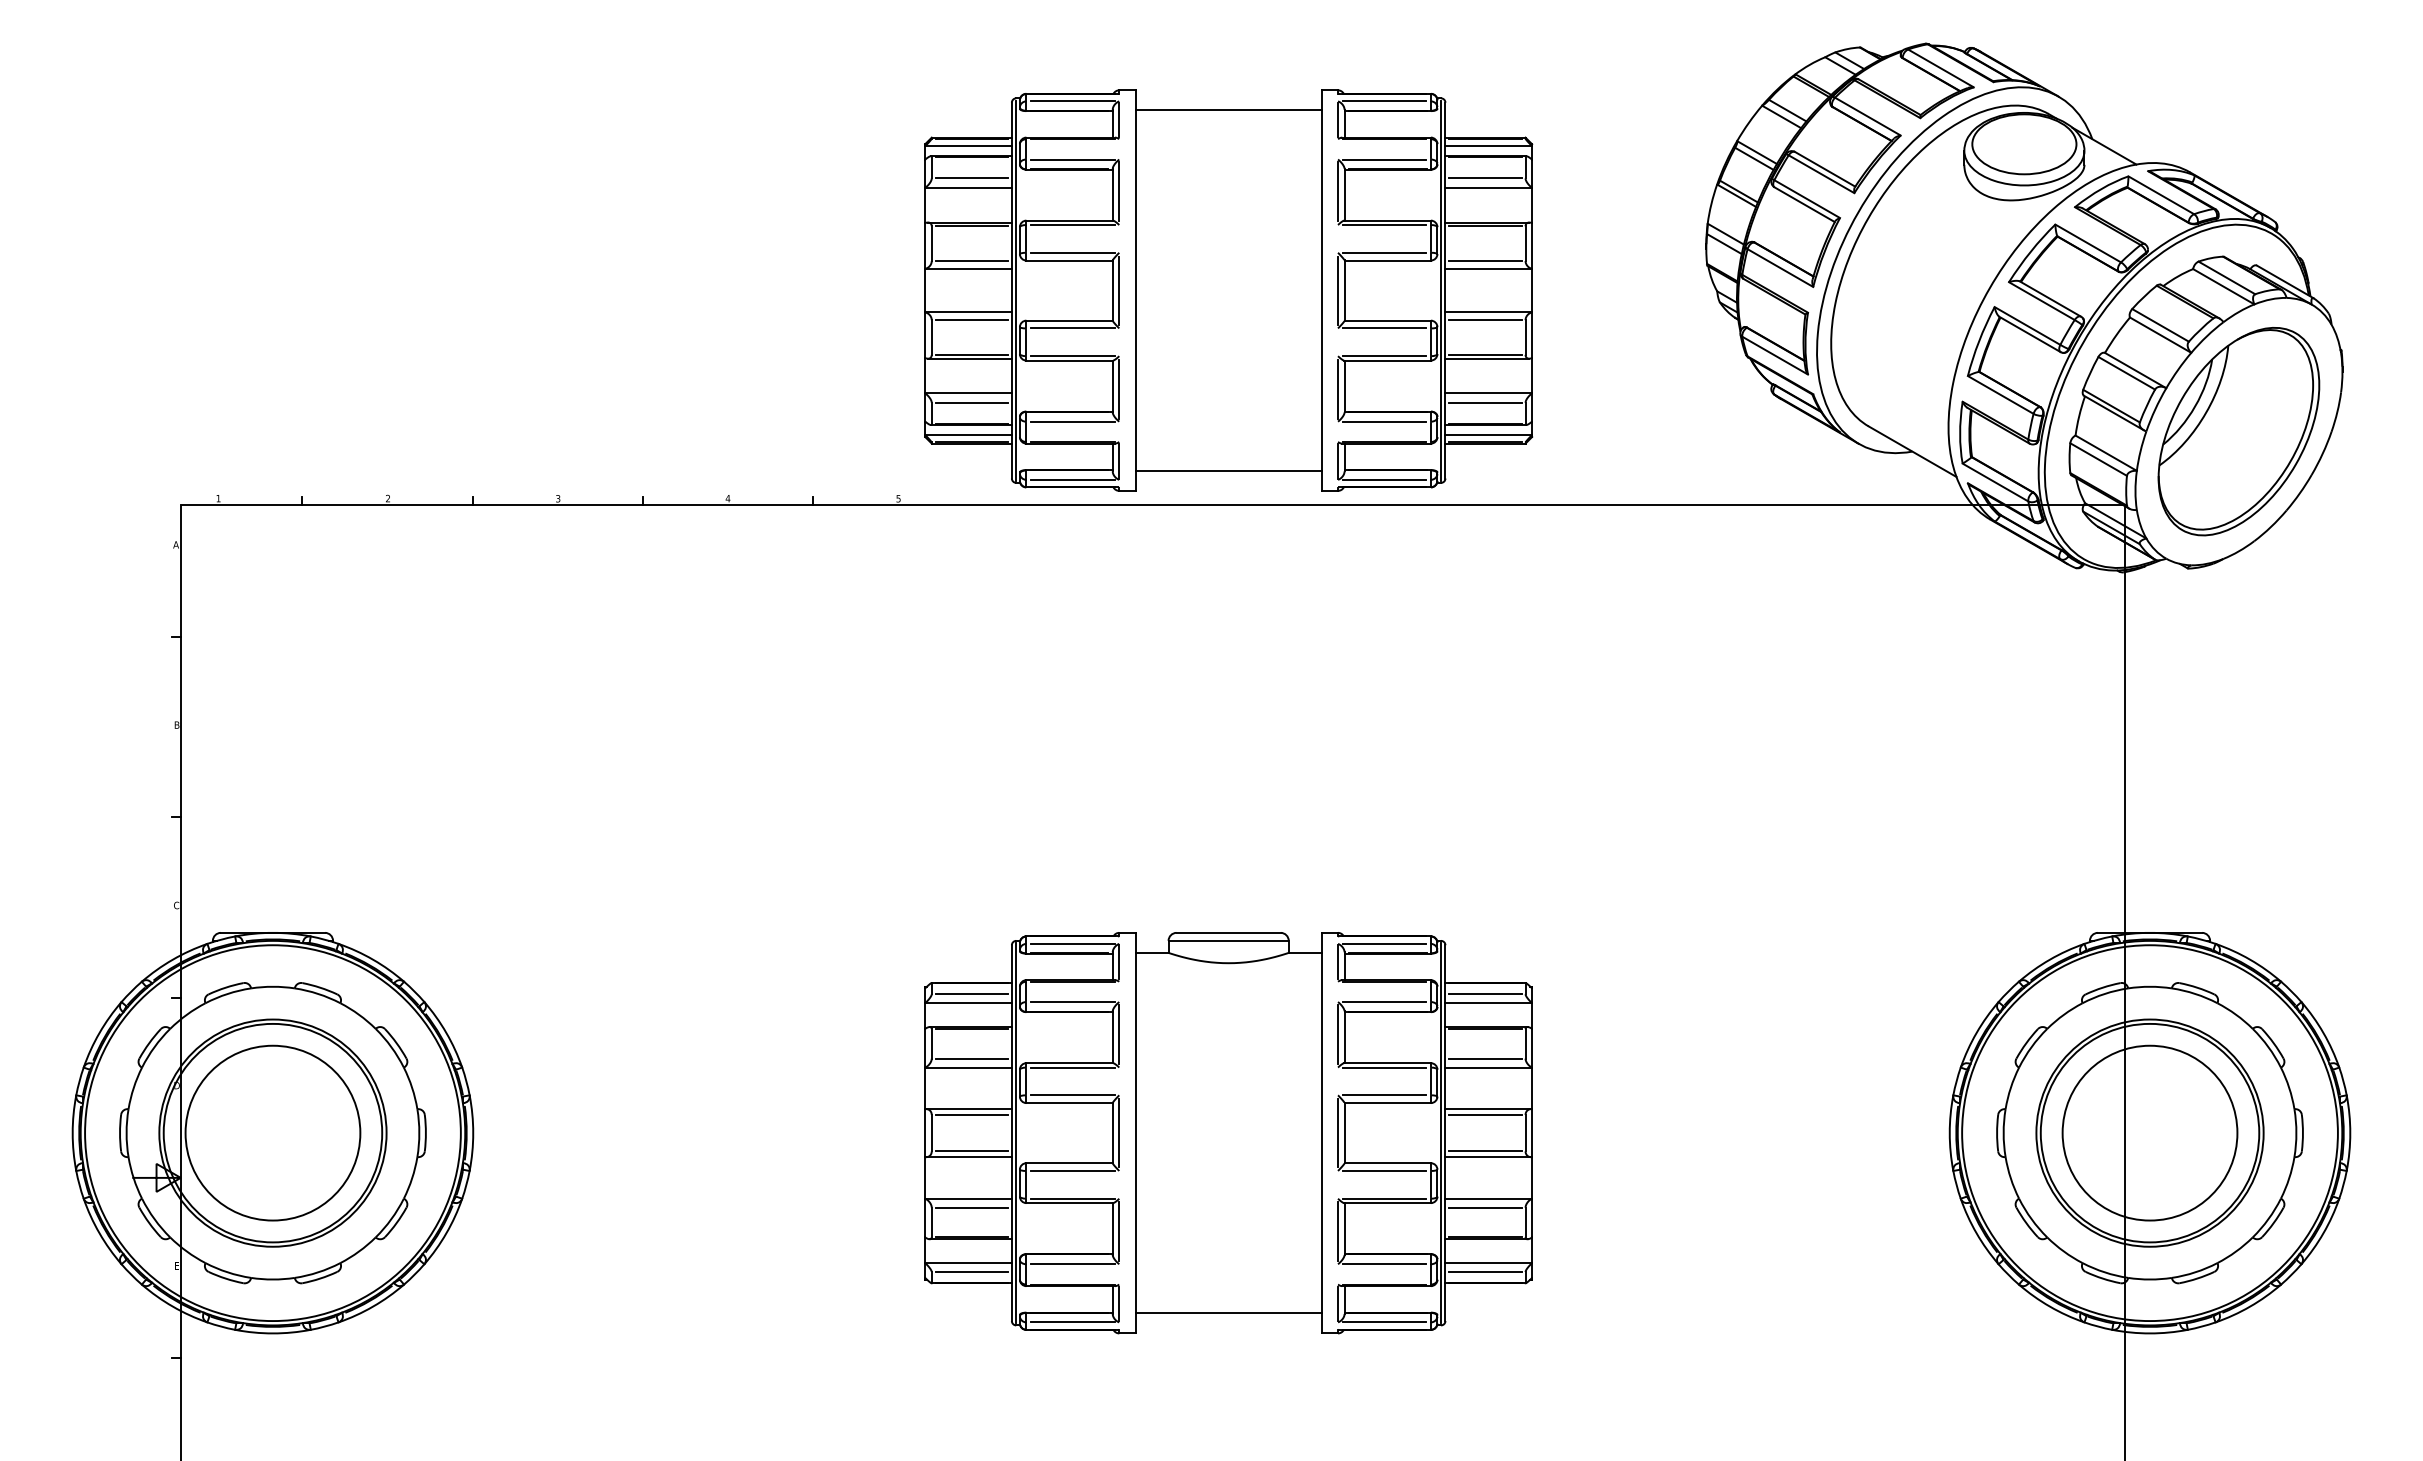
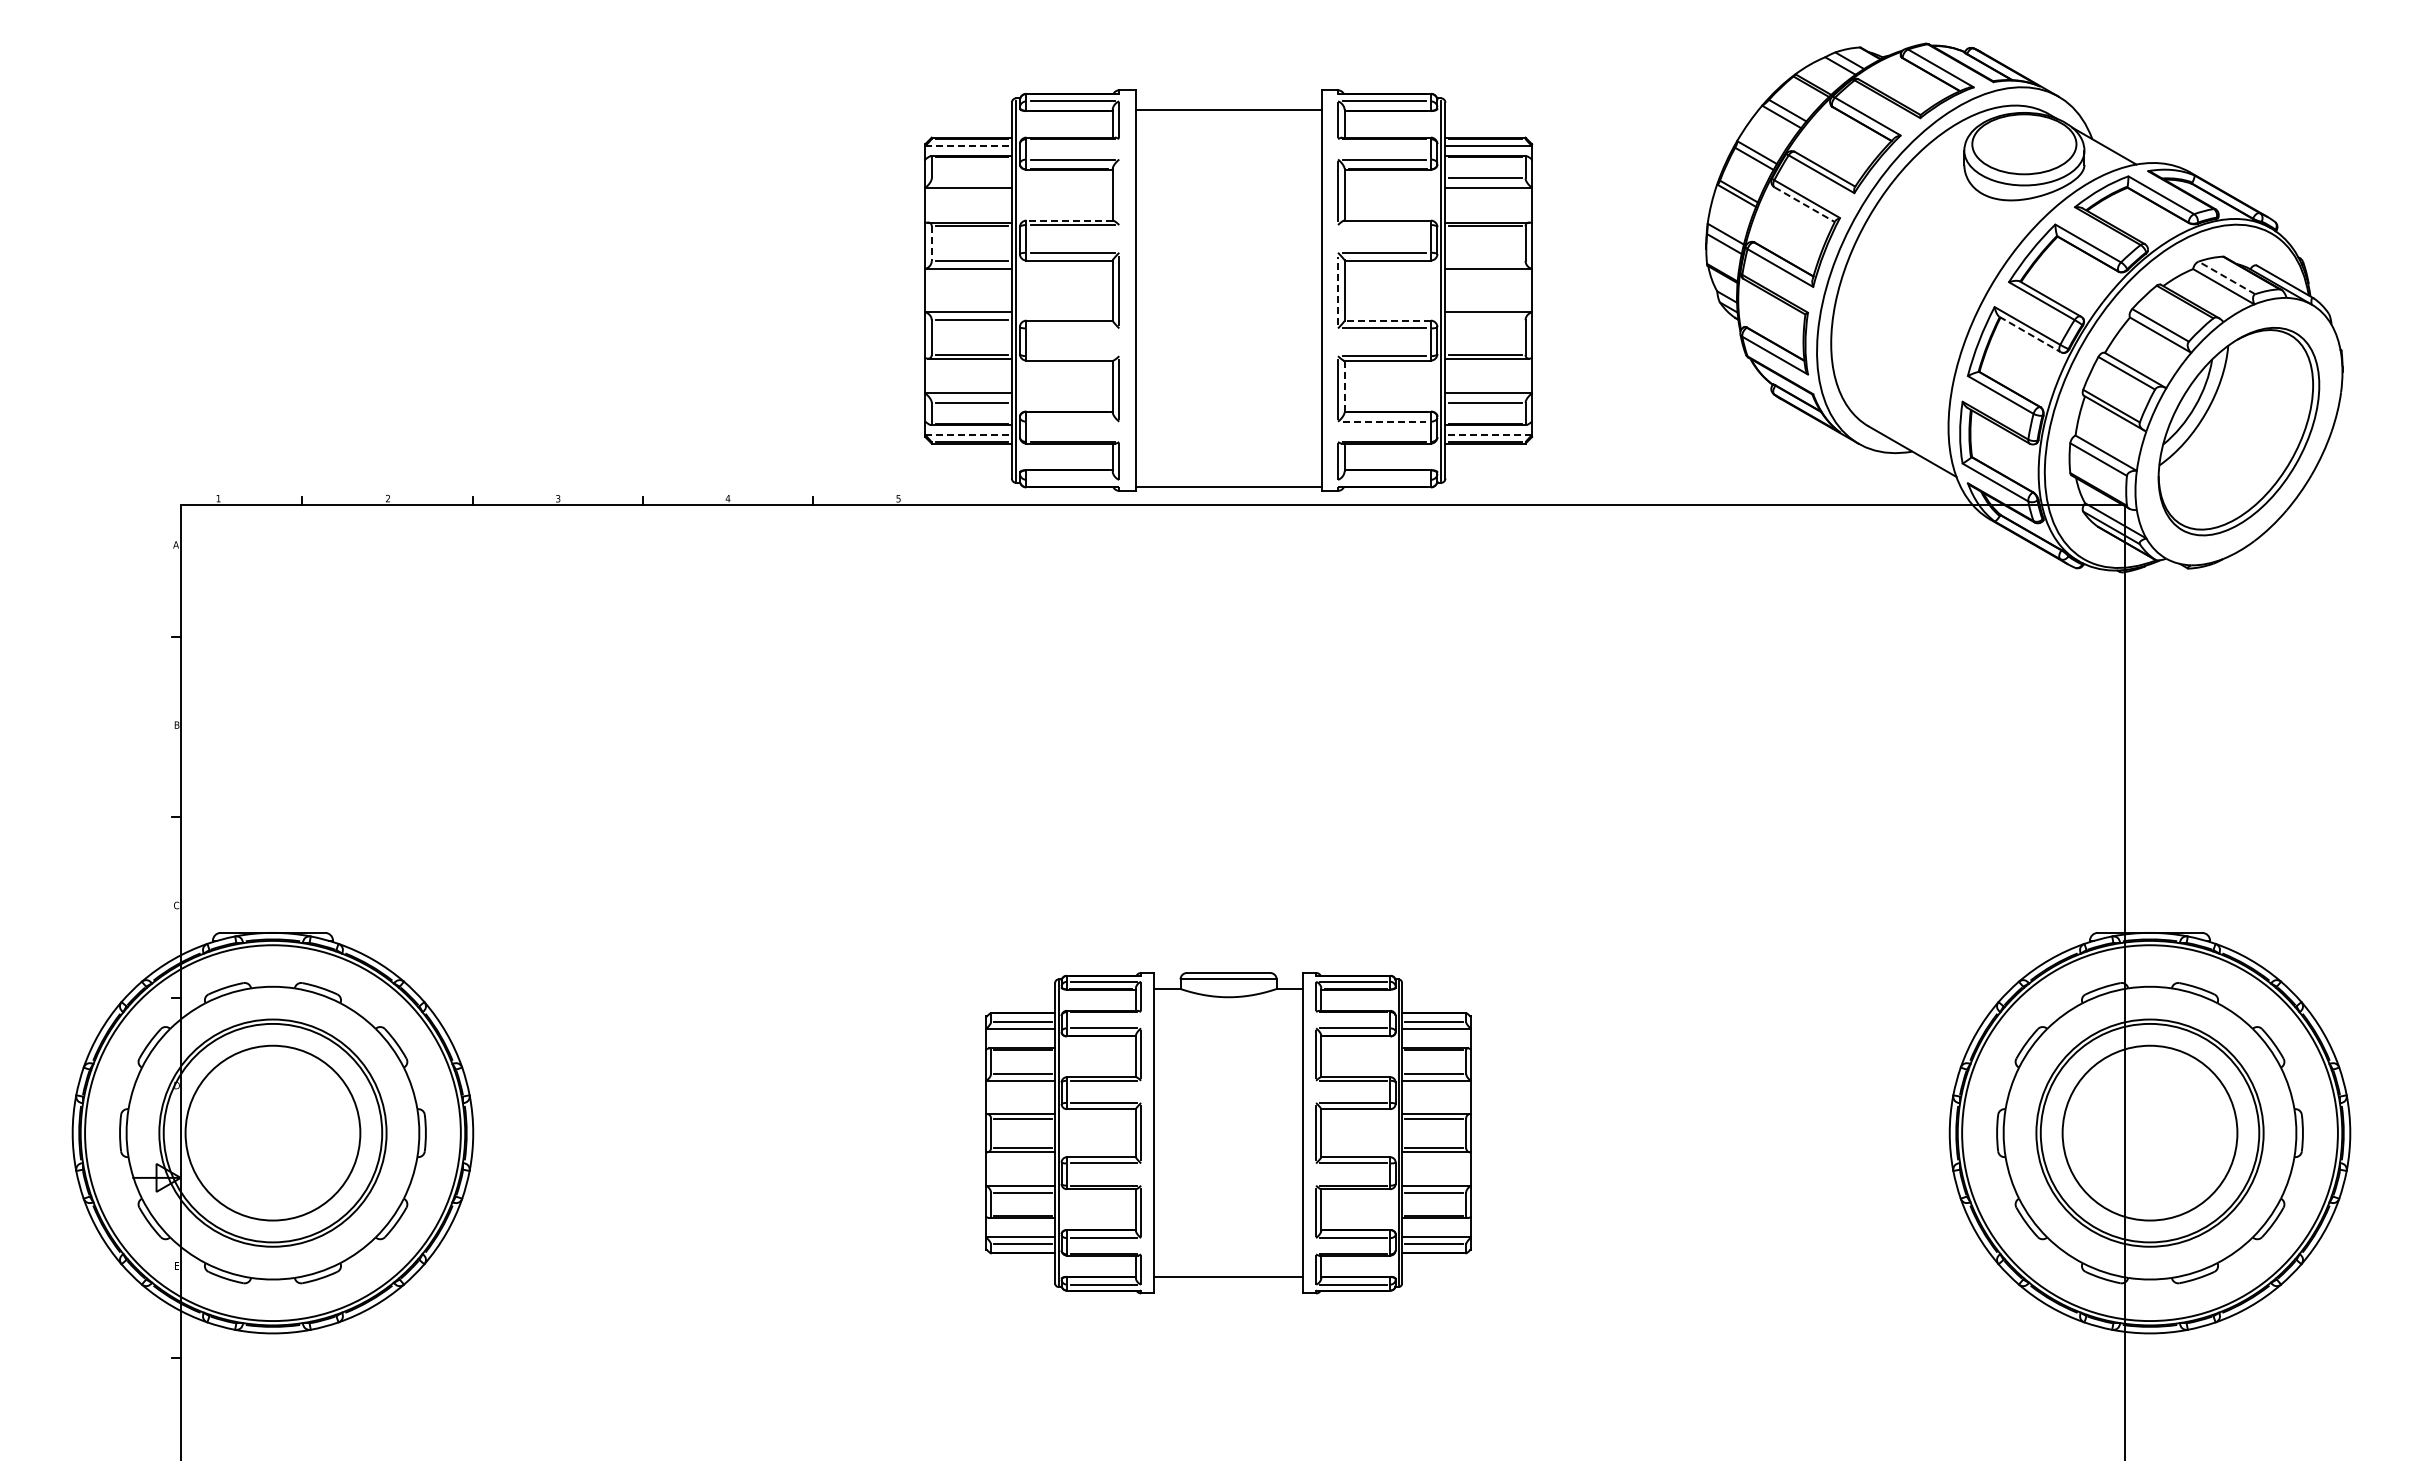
line: solid -> dashed (969, 146)
line: present -> none (971, 178)
line: present -> none (1119, 191)
line: solid -> dashed (1804, 204)
line: solid -> dashed (1069, 220)
line: present -> none (1384, 225)
line: solid -> dashed (931, 244)
line: present -> none (1485, 261)
line: solid -> dashed (2226, 277)
line: solid -> dashed (1338, 290)
line: solid -> dashed (1387, 320)
line: present -> none (1485, 320)
line: present -> none (1072, 328)
line: solid -> dashed (2030, 334)
line: present -> none (1072, 356)
line: solid -> dashed (1344, 386)
line: present -> none (1072, 421)
line: solid -> dashed (1384, 421)
line: solid -> dashed (969, 435)
line: solid -> dashed (1488, 435)
line position: (1228, 470) -> (1228, 486) (1228, 486)
line: present -> none (1072, 479)
line: present -> none (1384, 479)
part size: 609x403 px -> 487x323 px (1228, 1133)
